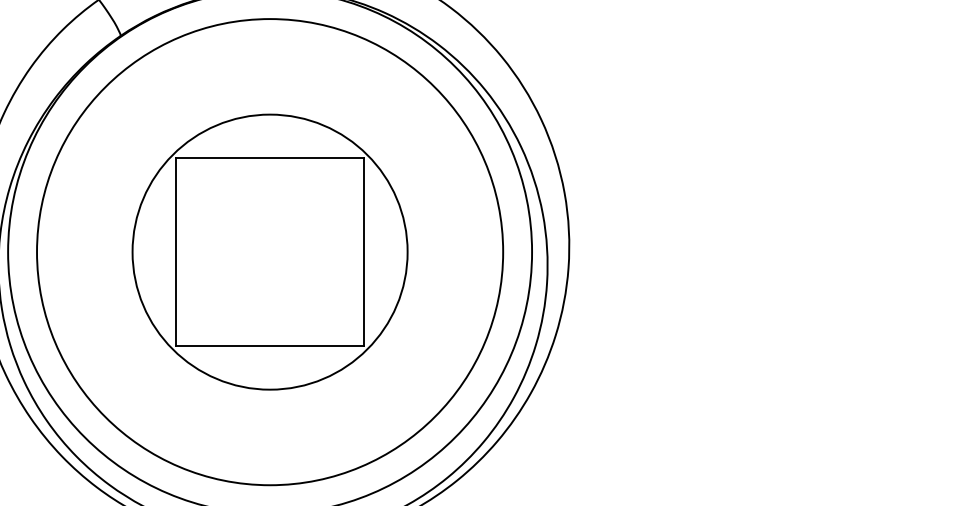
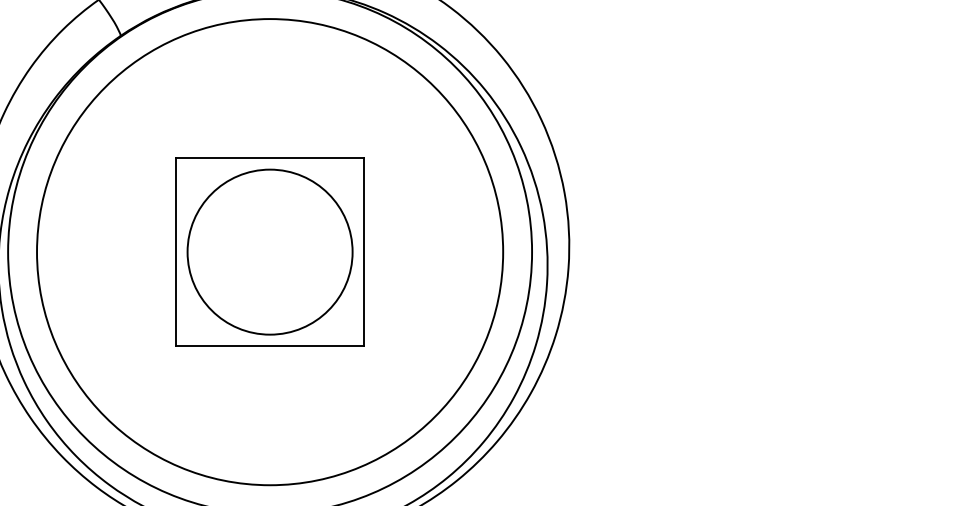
circle diameter: 275 px -> 165 px (269, 251)
